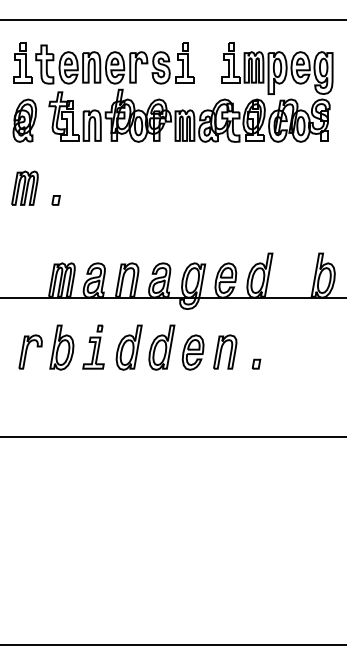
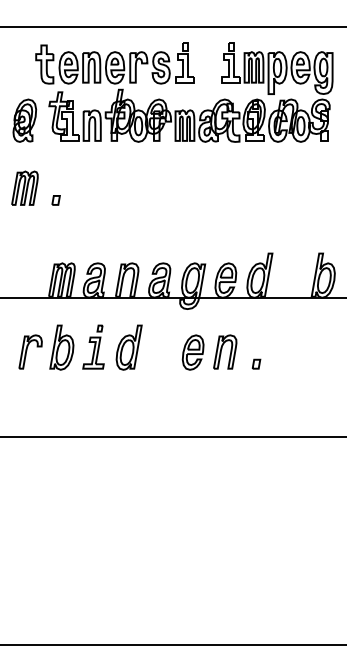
line position: (172, 19) -> (172, 26) (172, 26)
part: present -> none (22, 62)
part: present -> none (161, 347)
